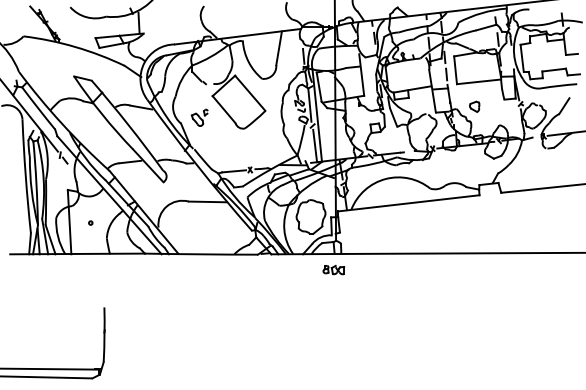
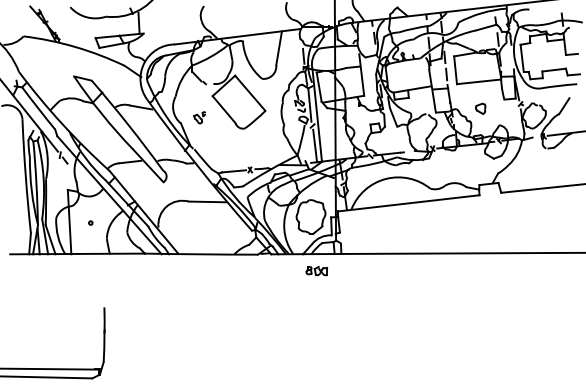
part position: (474, 106) -> (480, 108) (480, 108)
part size: 19x19 px -> 13x14 px (199, 117)
part position: (333, 270) -> (316, 271) (316, 271)
